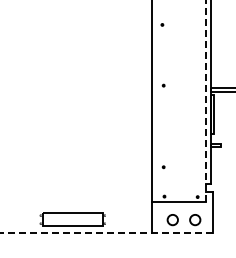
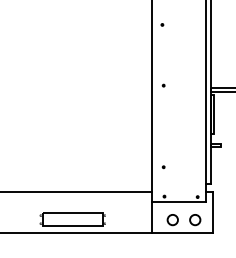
line: dashed -> solid (206, 101)
line: none -> present (76, 191)
line: dashed -> solid (106, 233)
